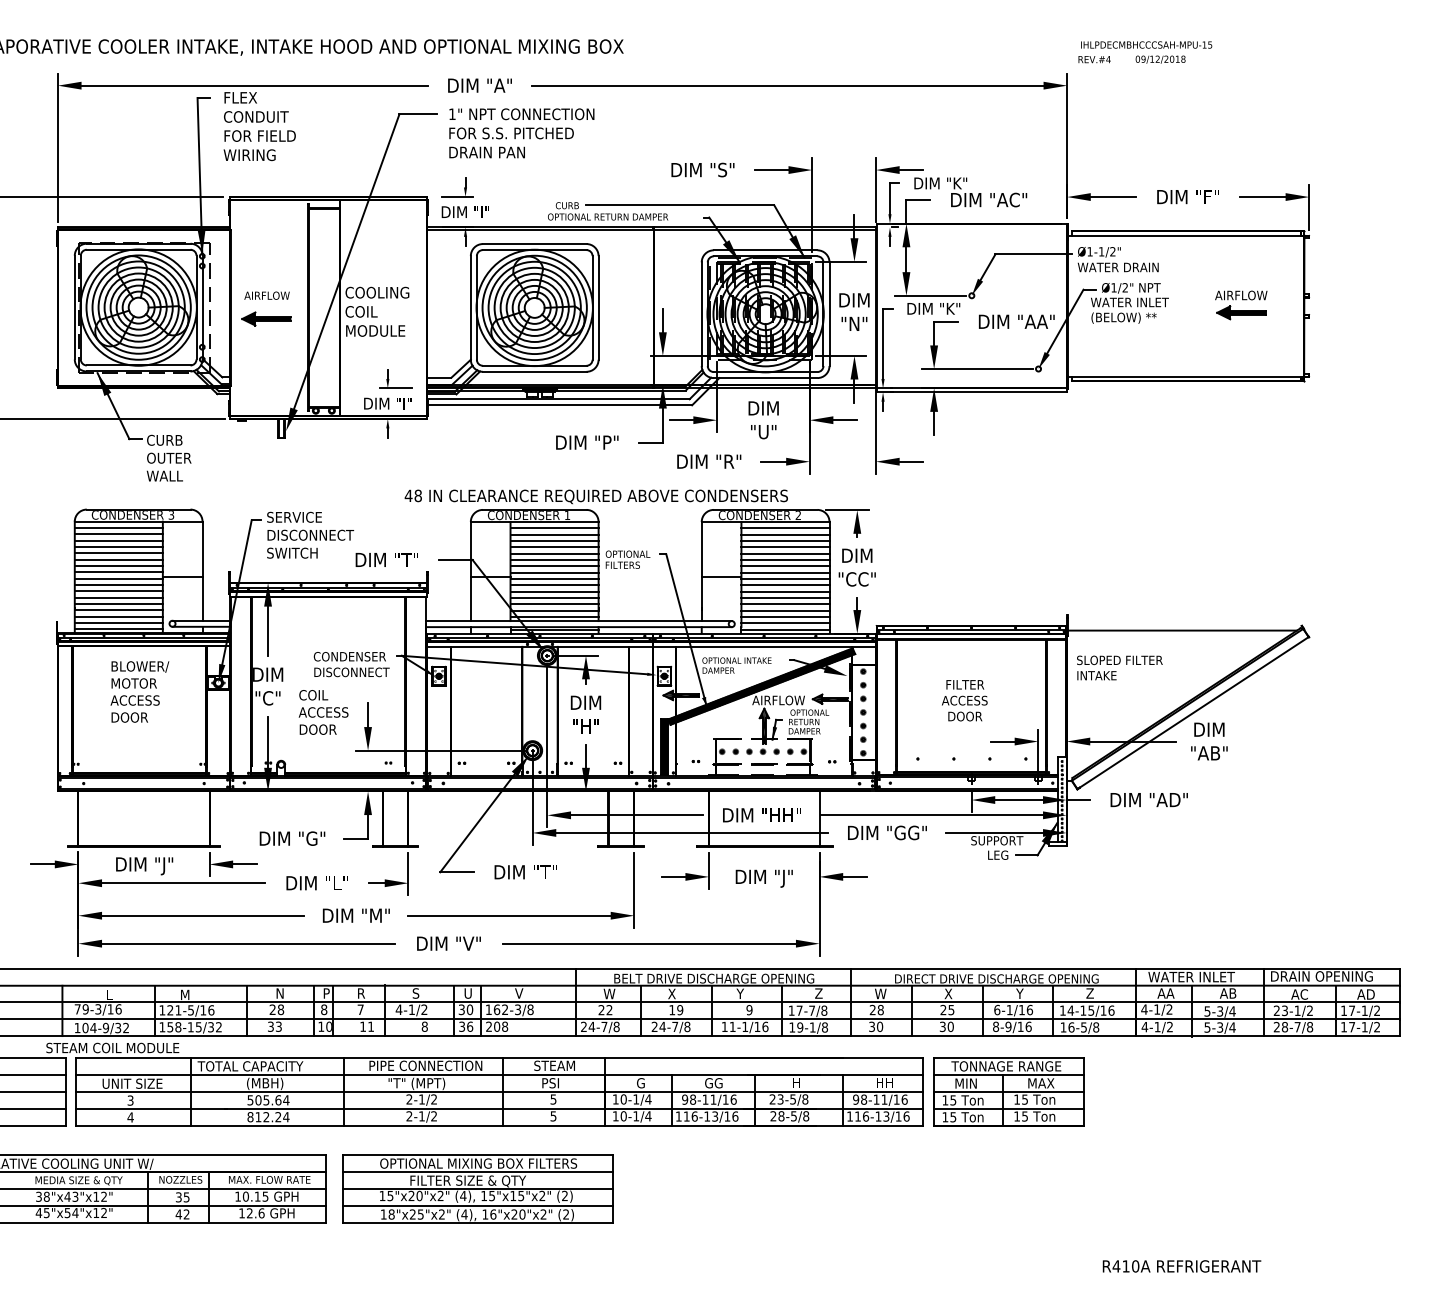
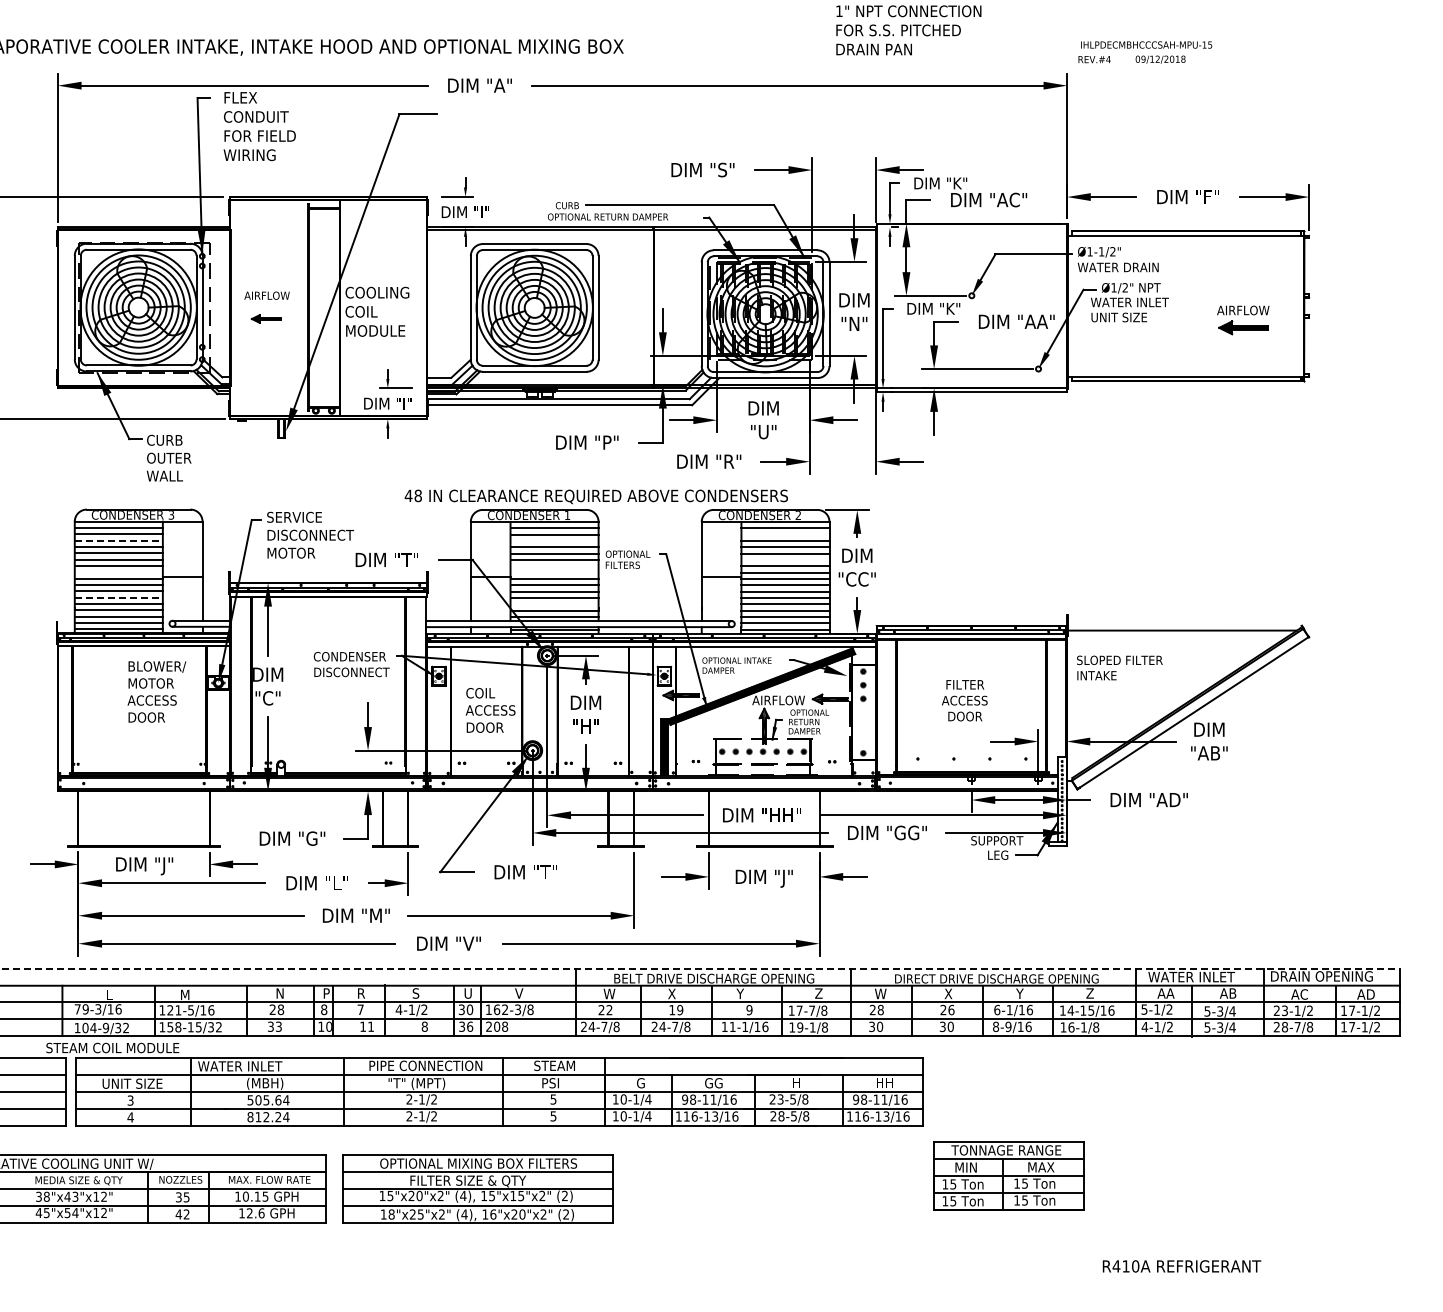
text position: (521, 133) -> (908, 30) (908, 30)
part position: (1241, 305) -> (1243, 320) (1243, 320)
text: (BELOW) ** -> UNIT SIZE (1123, 317)
part size: 51x16 px -> 32x10 px (265, 318)
line: present -> none (785, 534)
line: solid -> dashed (119, 540)
line: present -> none (554, 540)
text: SWITCH -> MOTOR (292, 552)
line: present -> none (785, 559)
line: present -> none (554, 566)
line: present -> none (118, 572)
line: present -> none (554, 572)
line: solid -> dashed (119, 597)
line: present -> none (554, 604)
text position: (139, 691) -> (156, 691) (156, 691)
text position: (323, 712) -> (490, 710) (490, 710)
part: present -> none (863, 725)
line: solid -> dashed (699, 968)
text: 25 -> 26 (951, 1009)
text: 4-1/2 -> 5-1/2 (1144, 1009)
text: 16-5/8 -> 16-1/8 (1083, 1027)
text: TOTAL CAPACITY -> WATER INLET (250, 1066)
part position: (1008, 1091) -> (1008, 1175) (1008, 1175)
